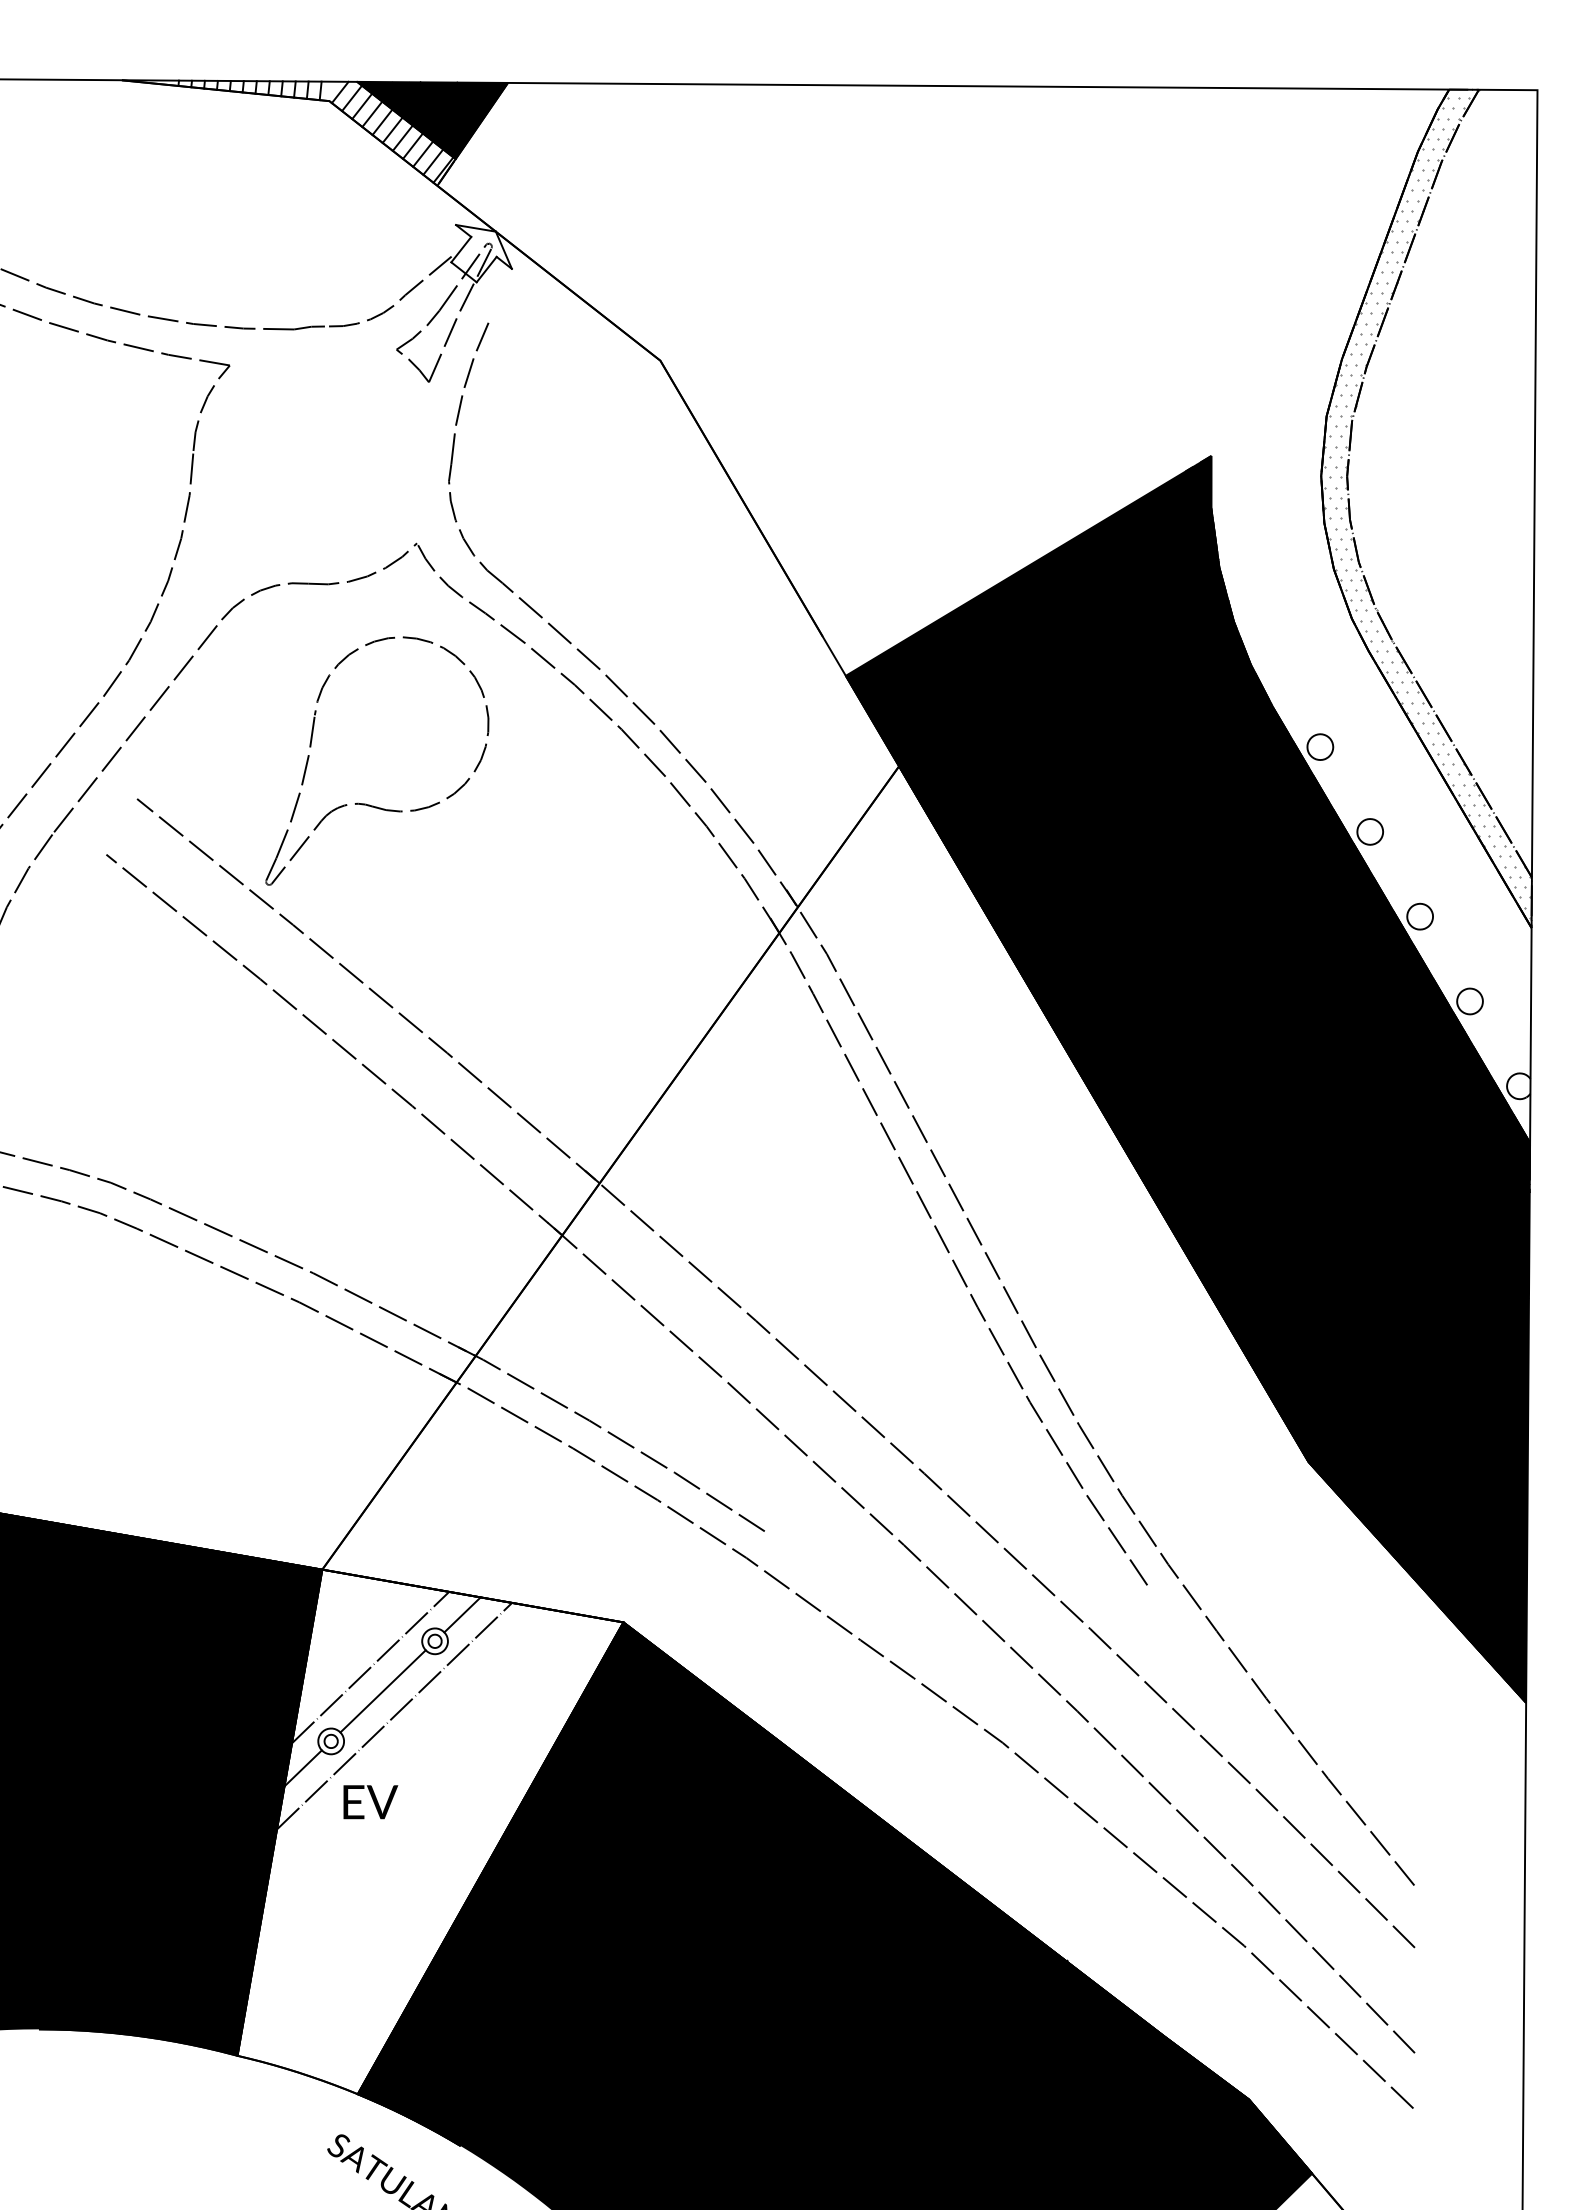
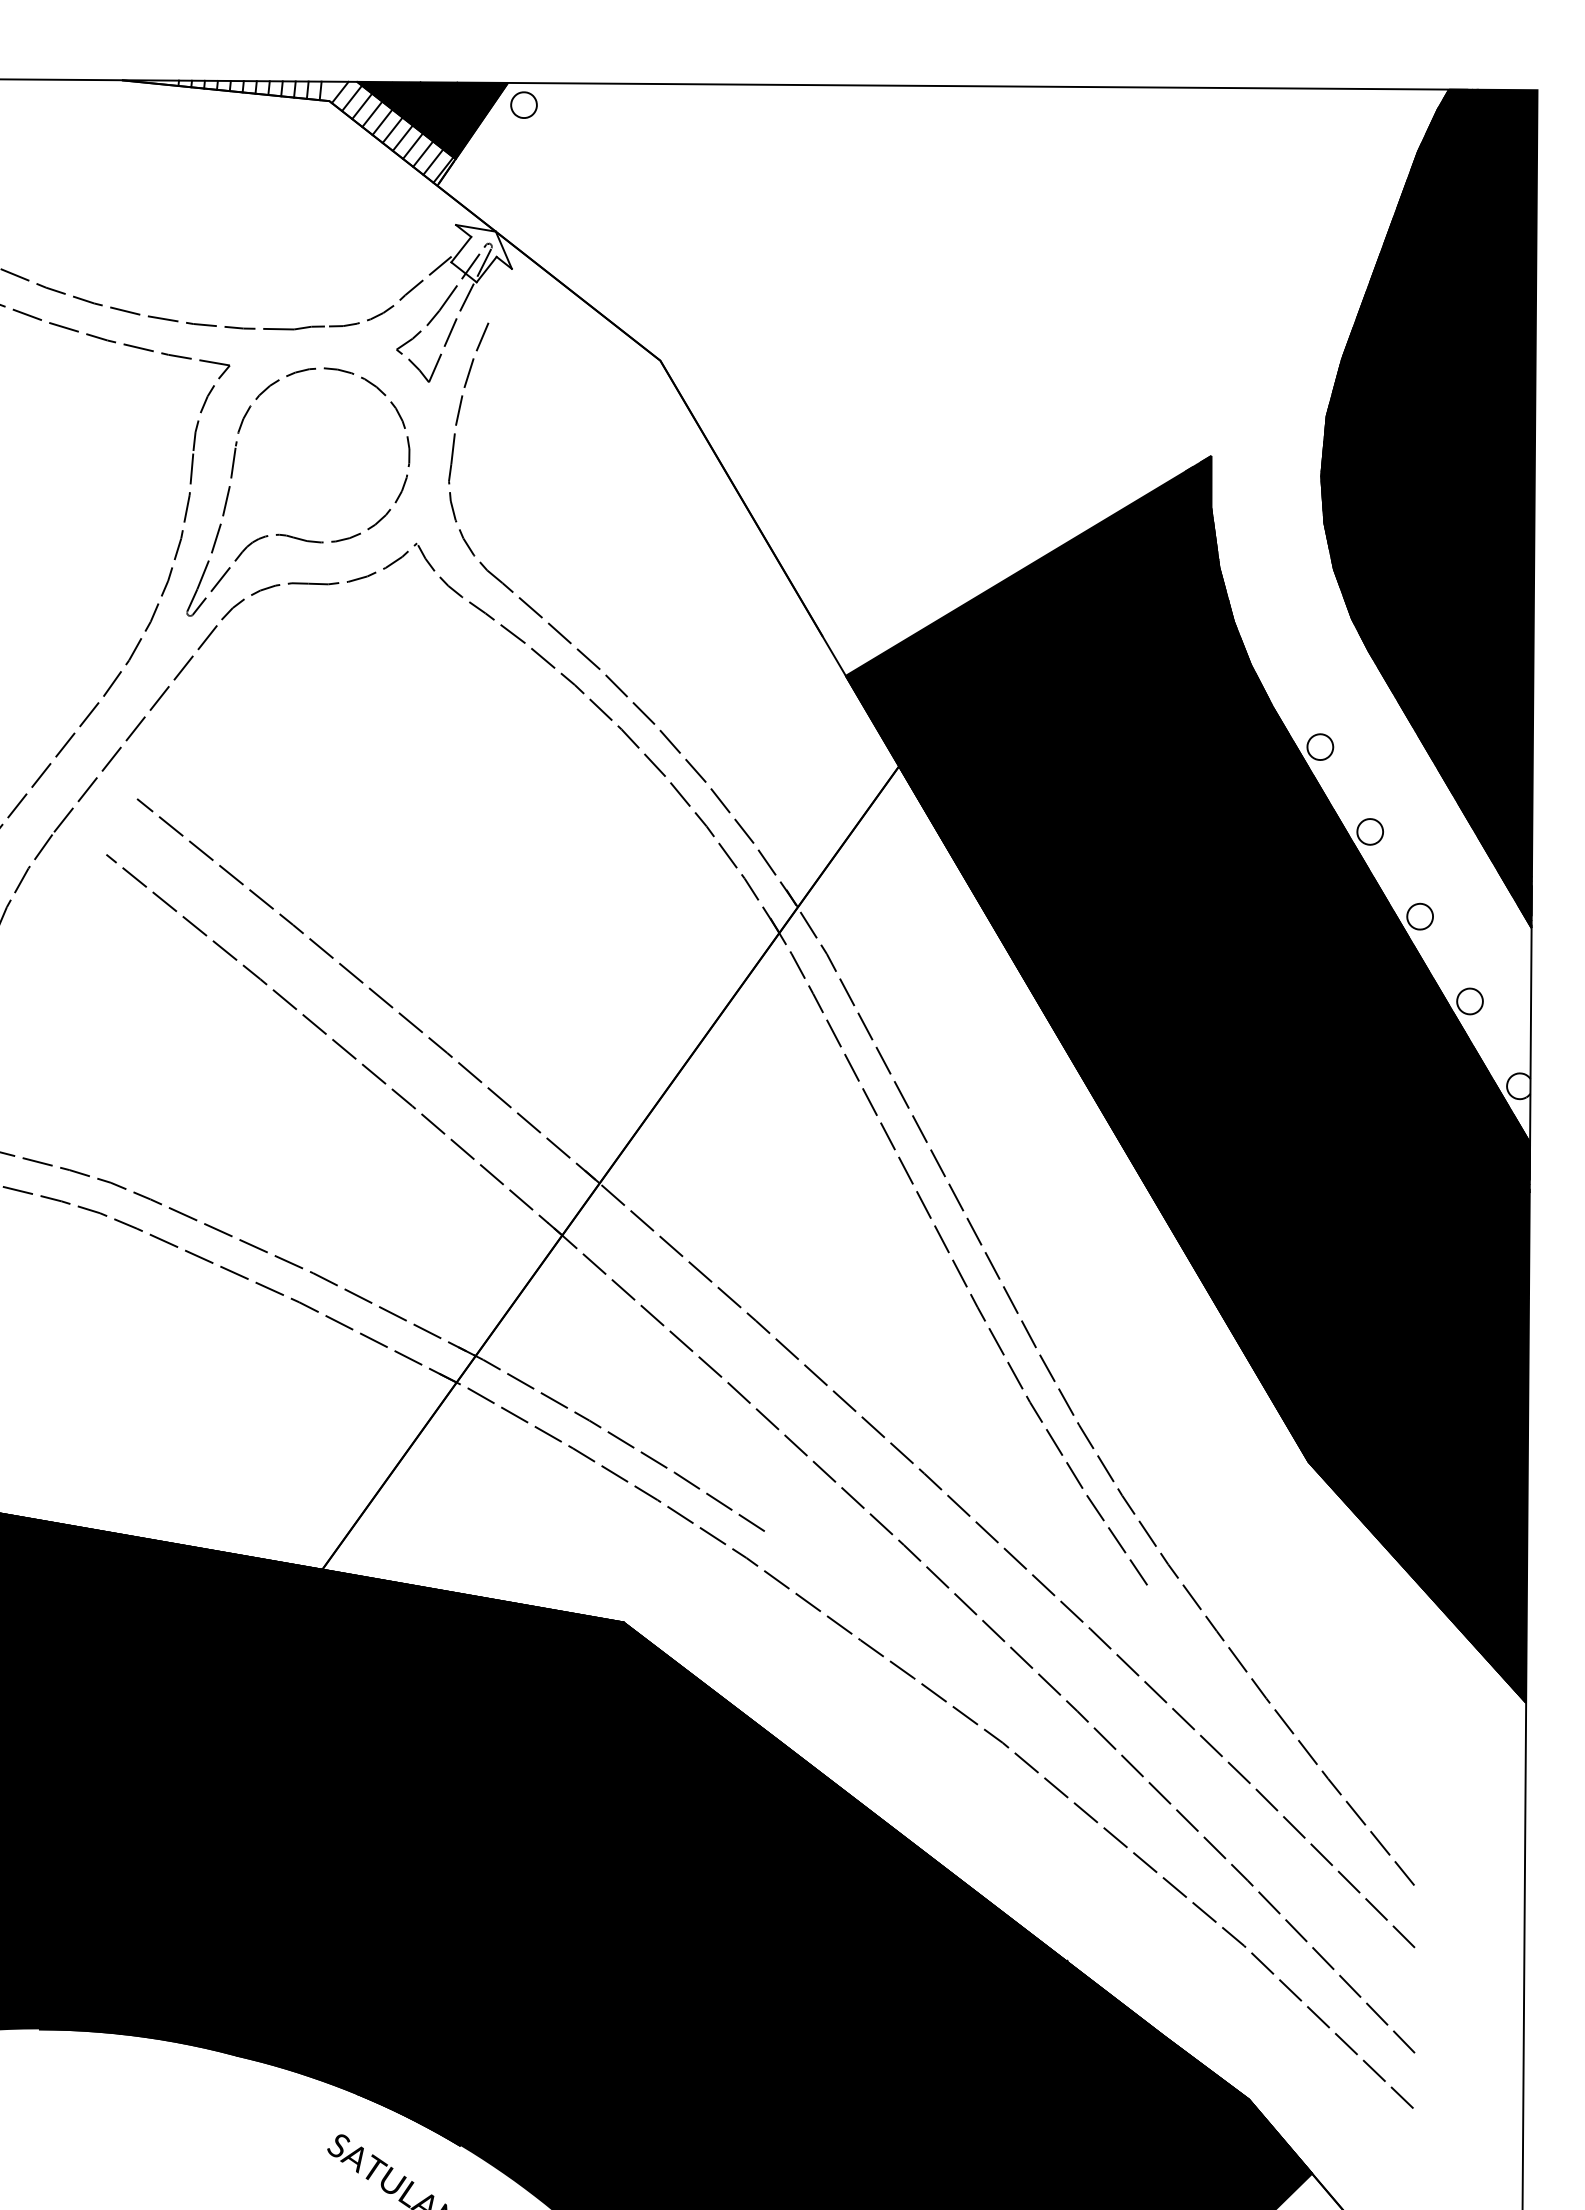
part: none -> present (523, 104)
fill: none -> present (1429, 508)
part position: (366, 803) -> (287, 534) (287, 534)
fill: none -> present (430, 1831)
